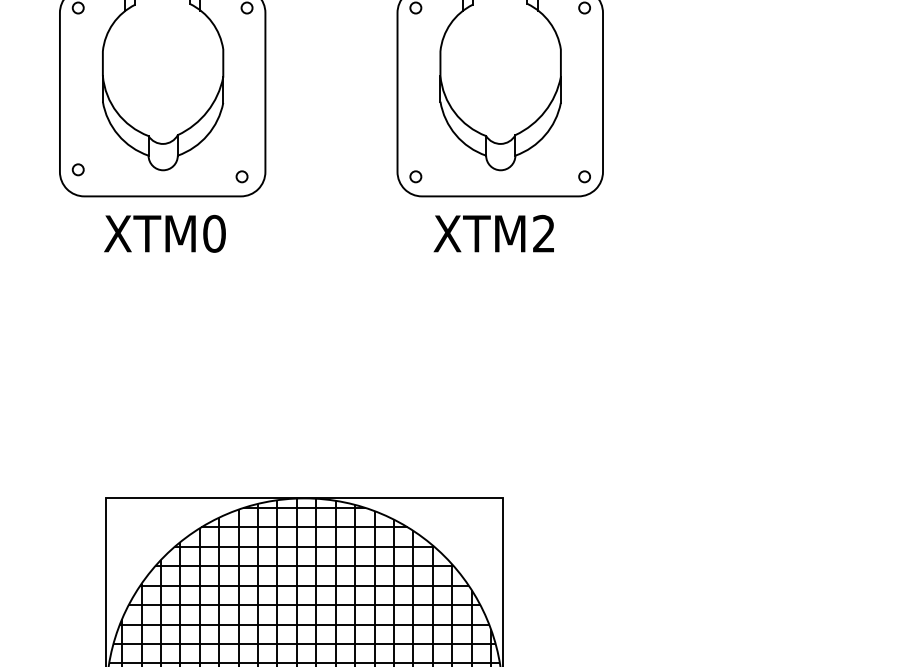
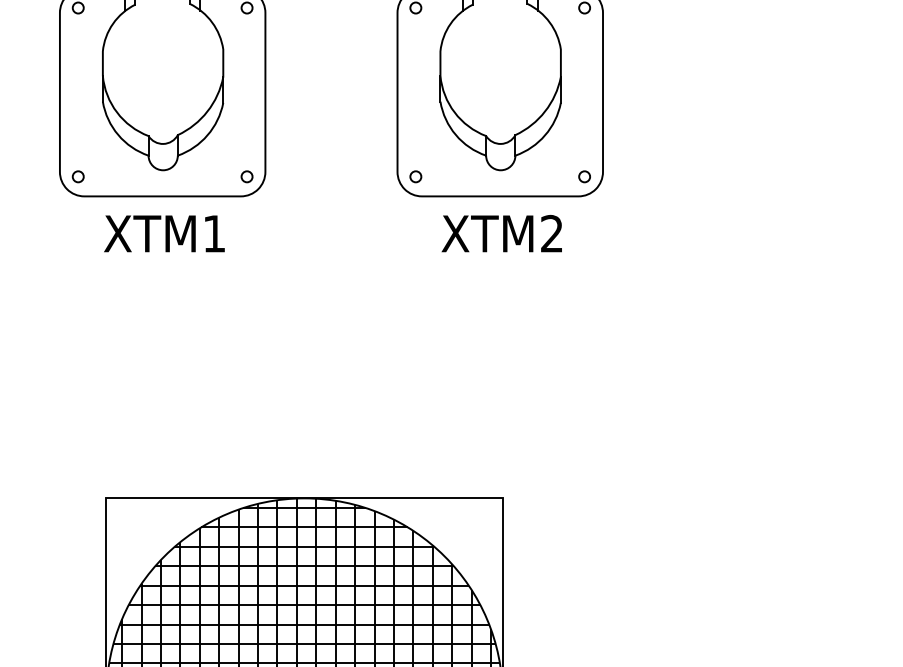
circle position: (77, 169) -> (77, 176) (77, 176)
circle position: (241, 176) -> (246, 176) (246, 176)
text: XTM0 -> XTM1 (214, 233)
text position: (493, 233) -> (501, 233) (501, 233)
